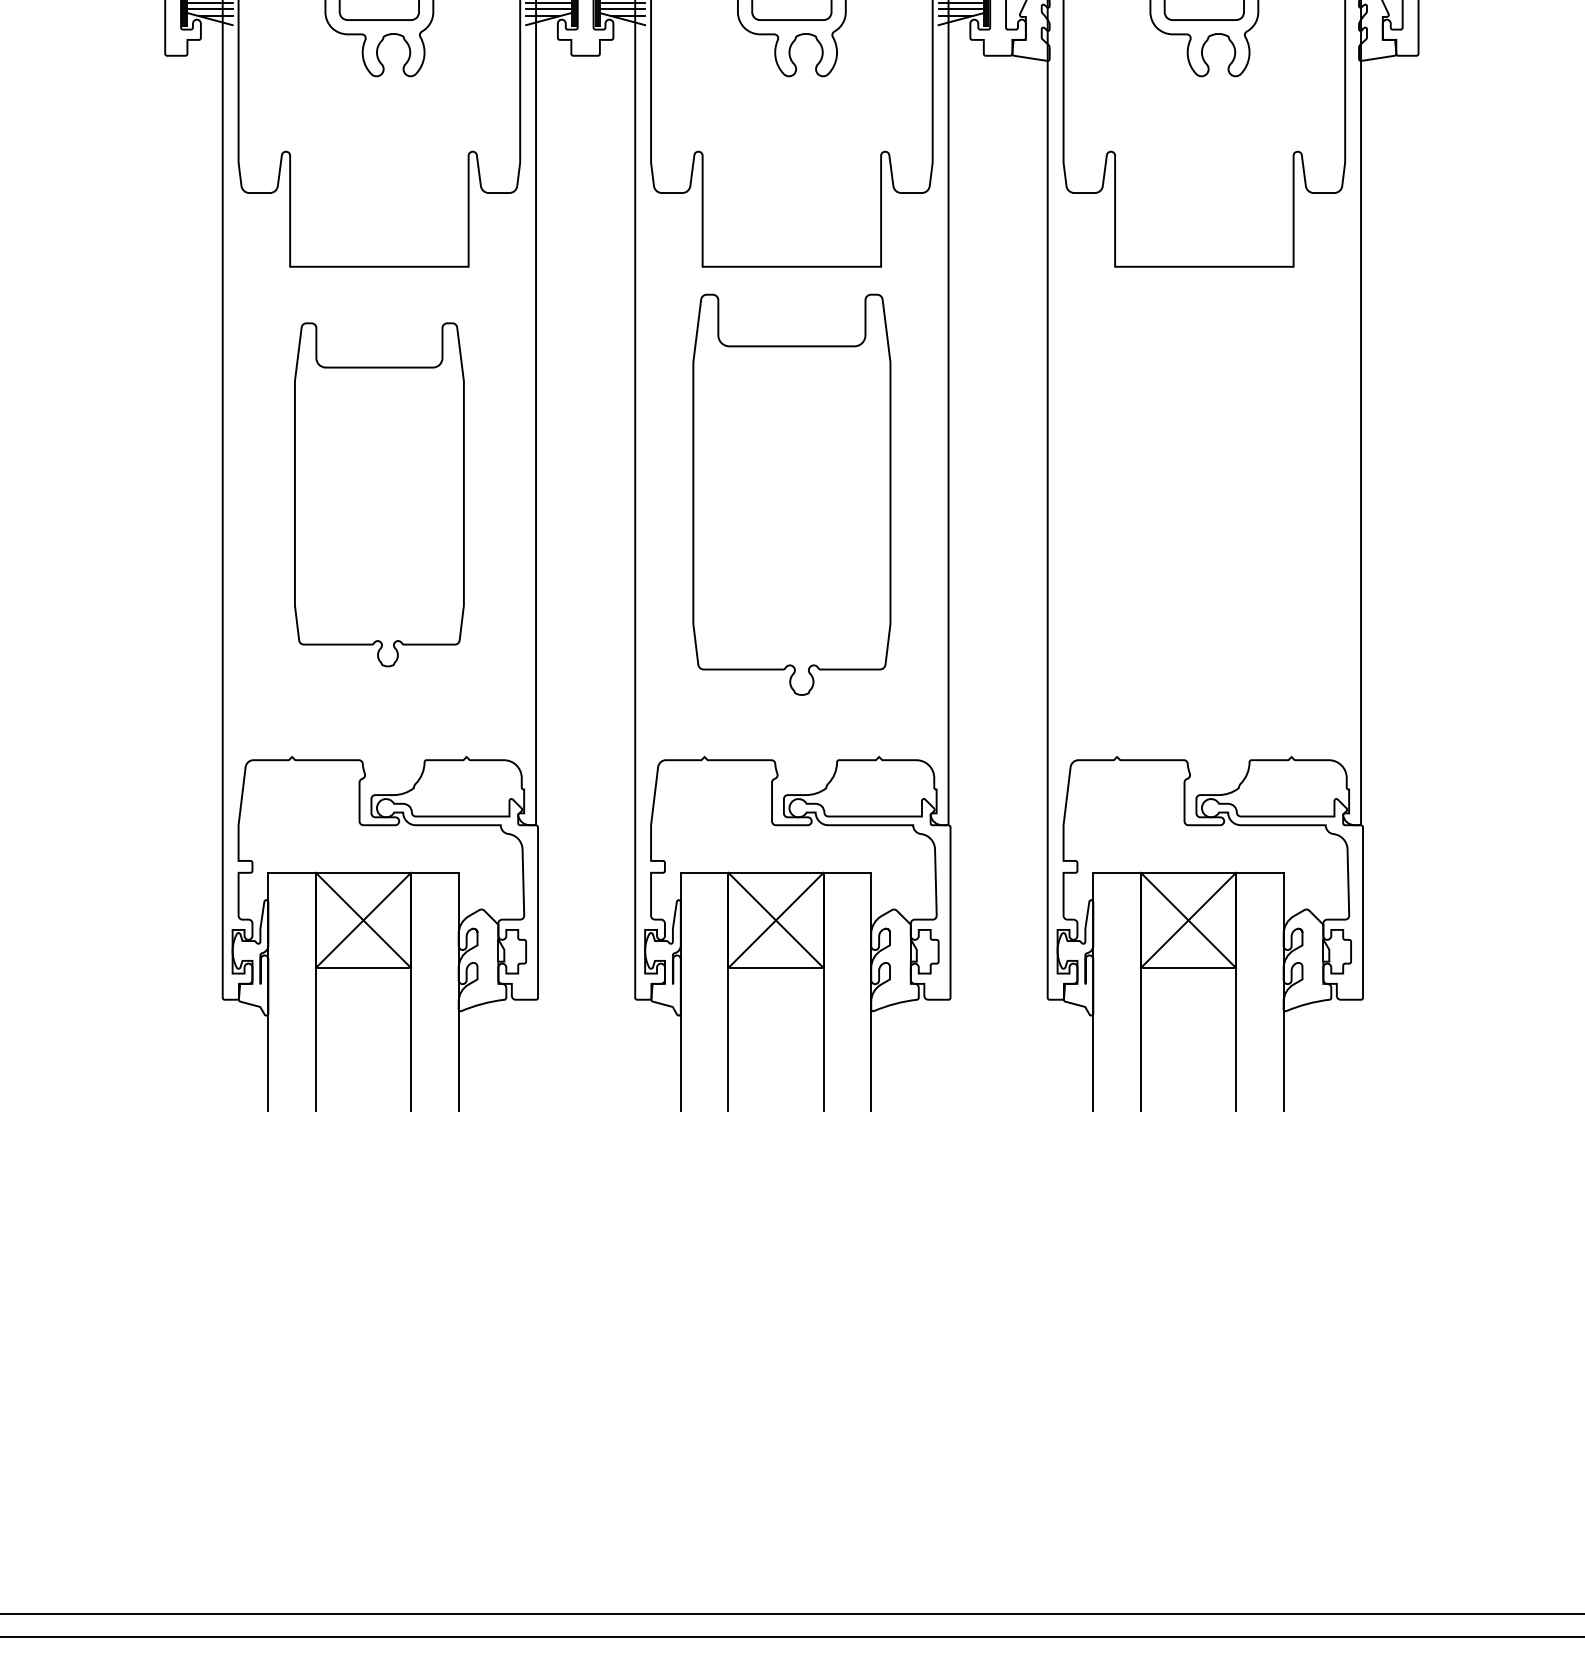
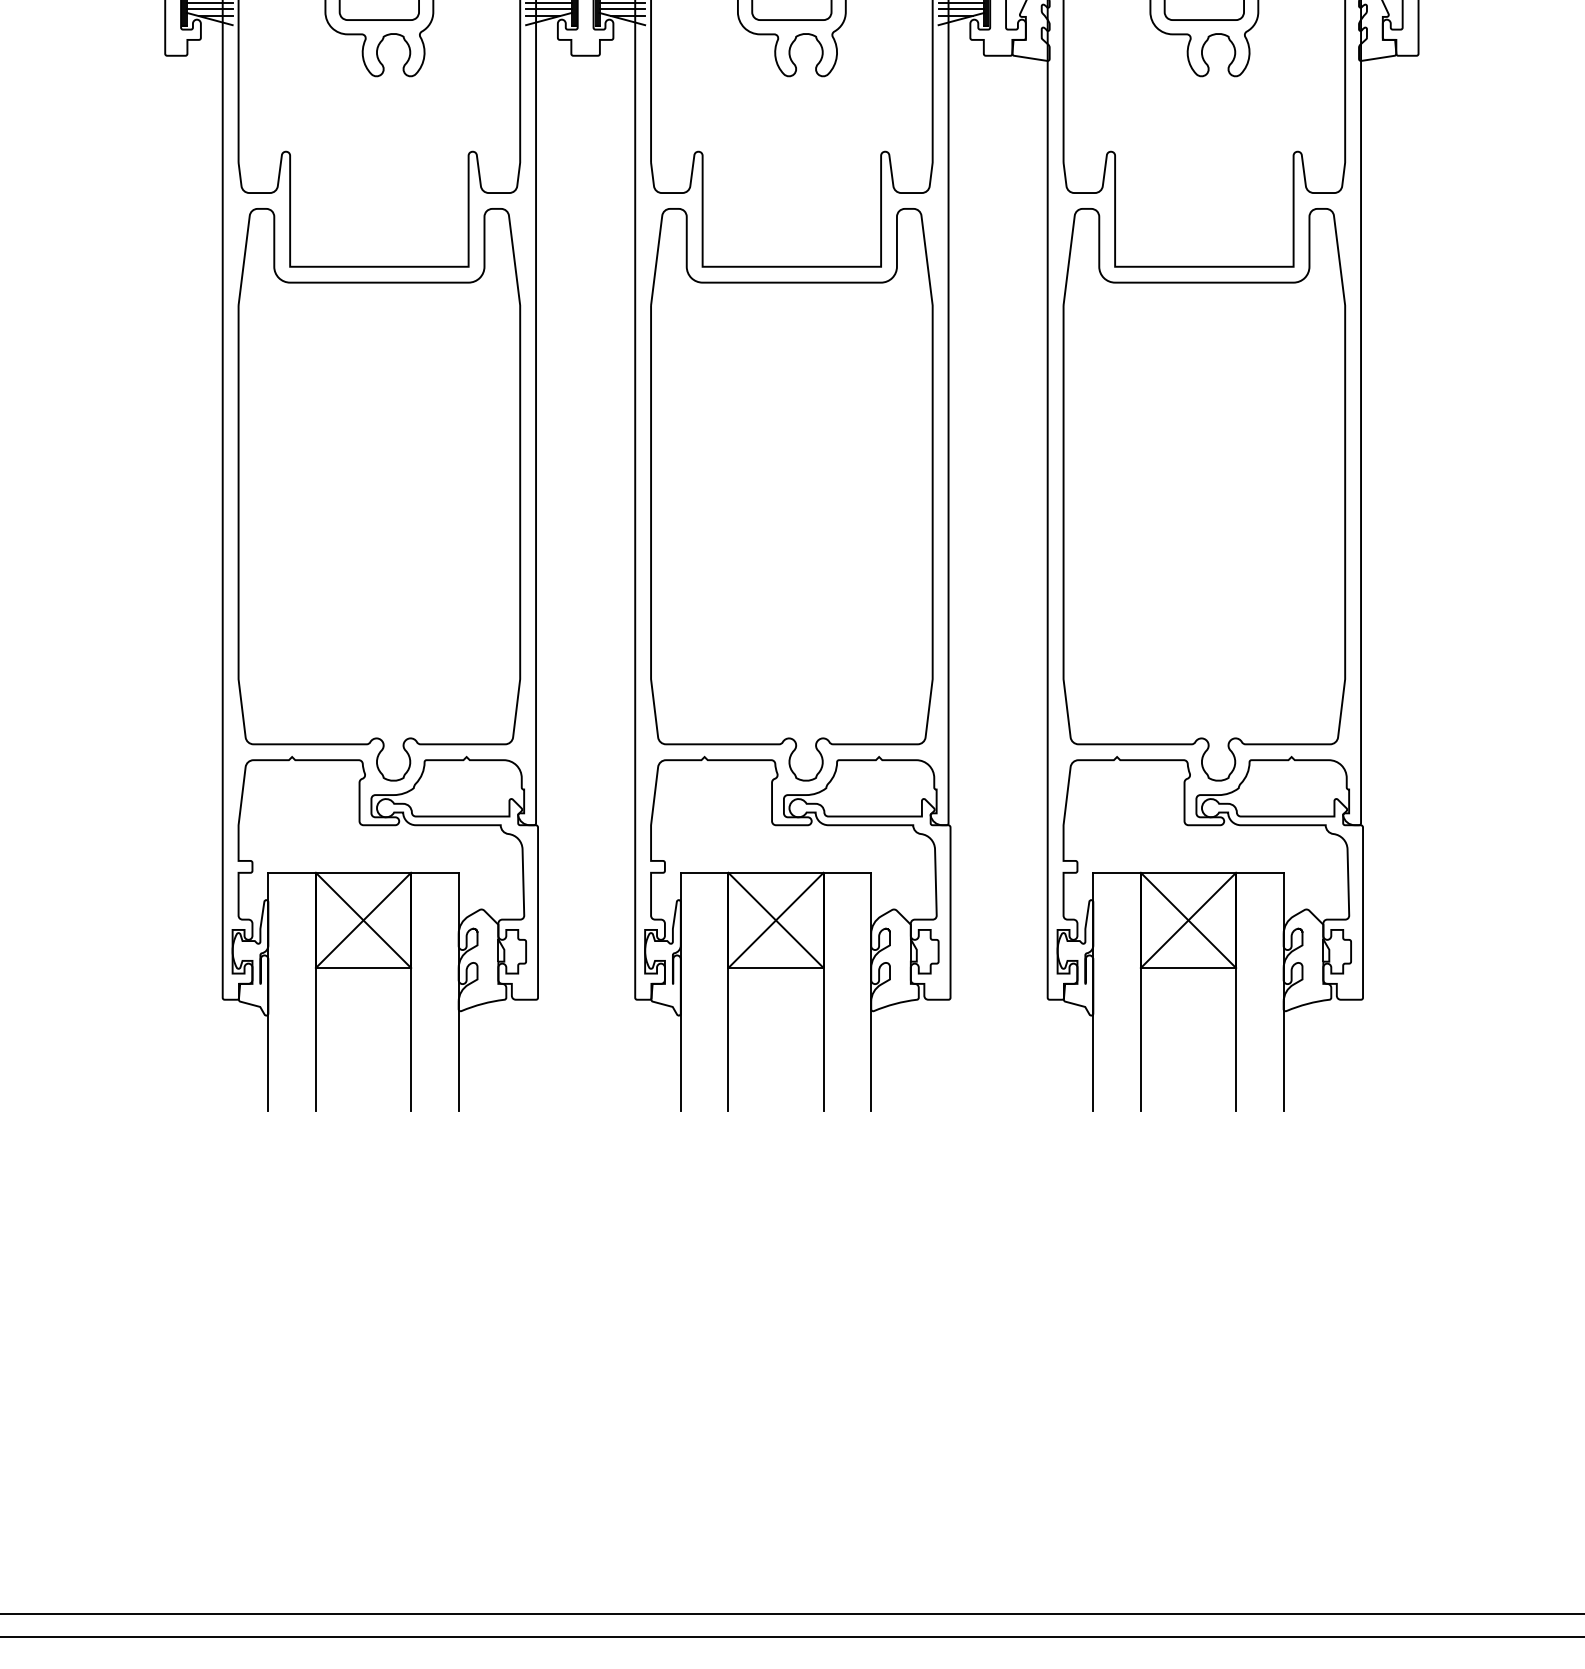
part size: 171x346 px -> 285x574 px (379, 494)
part size: 200x403 px -> 284x574 px (791, 494)
part: none -> present (1204, 494)
